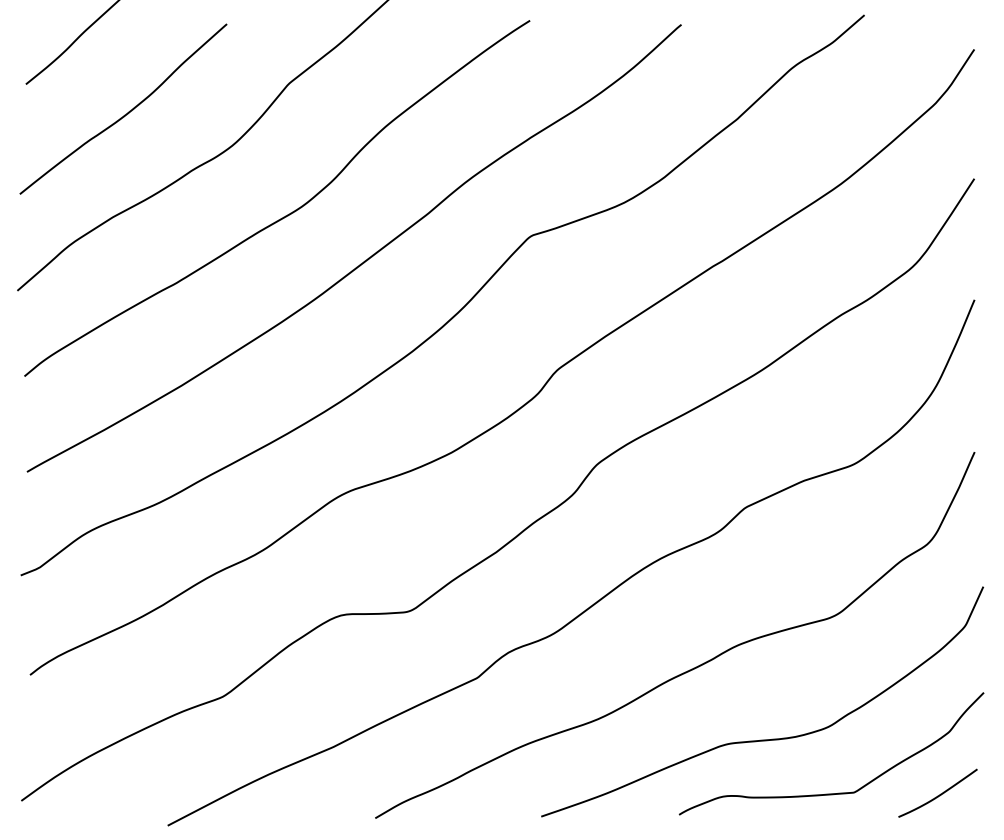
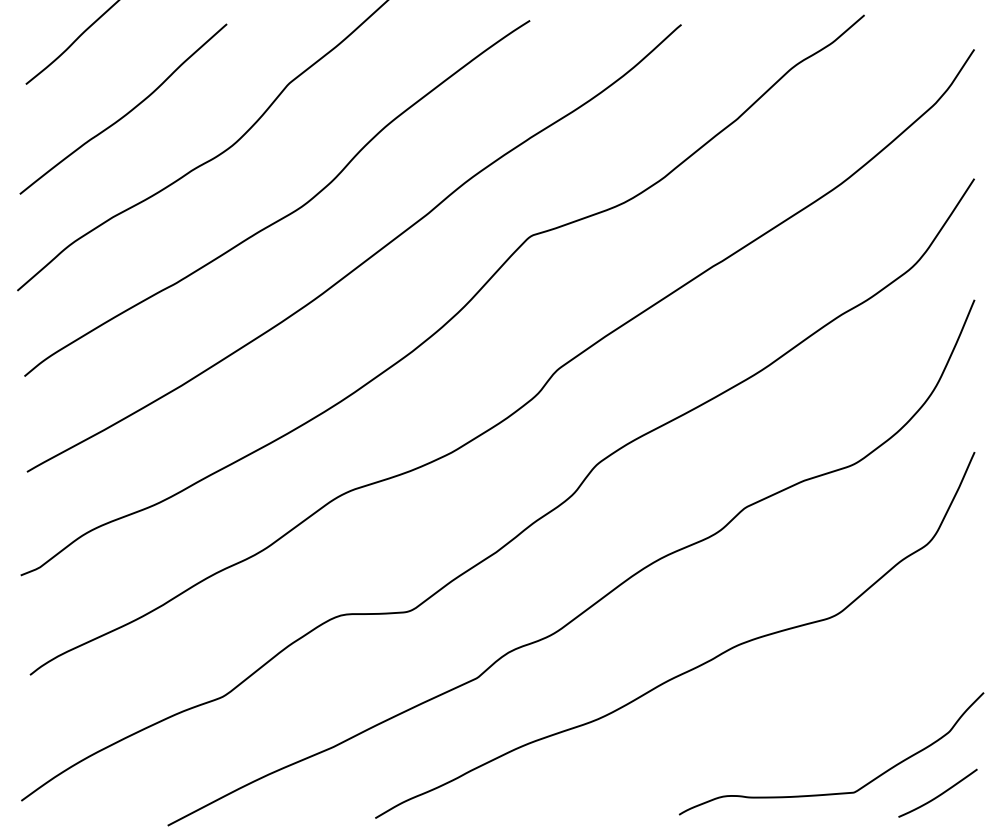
curve: present -> none (762, 739)
